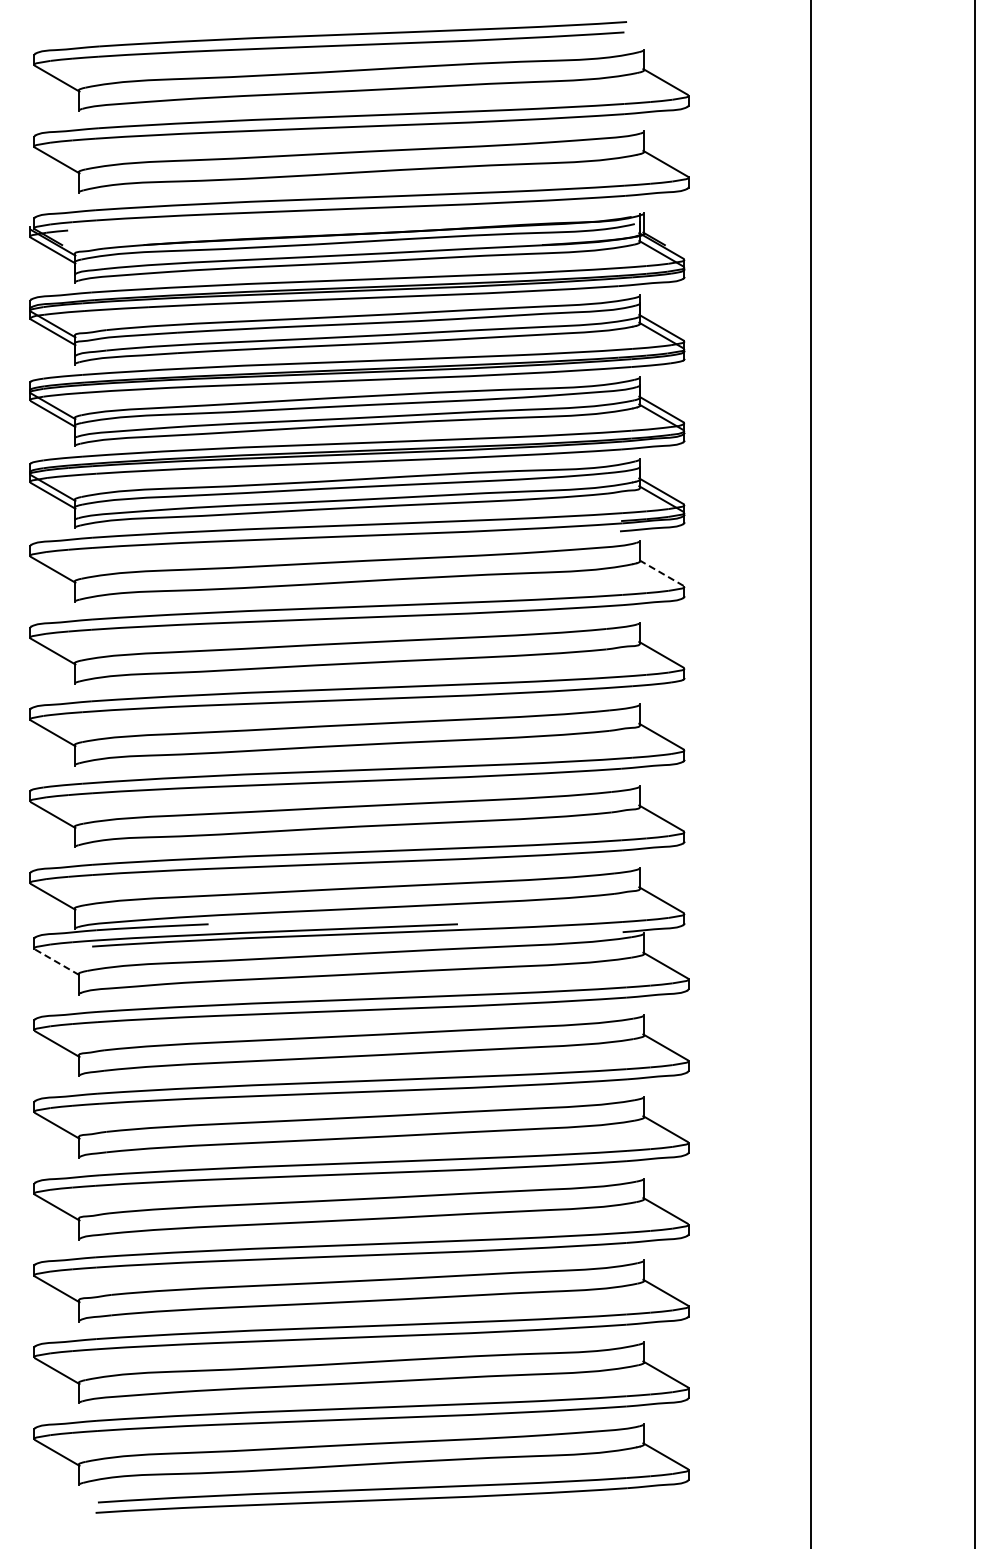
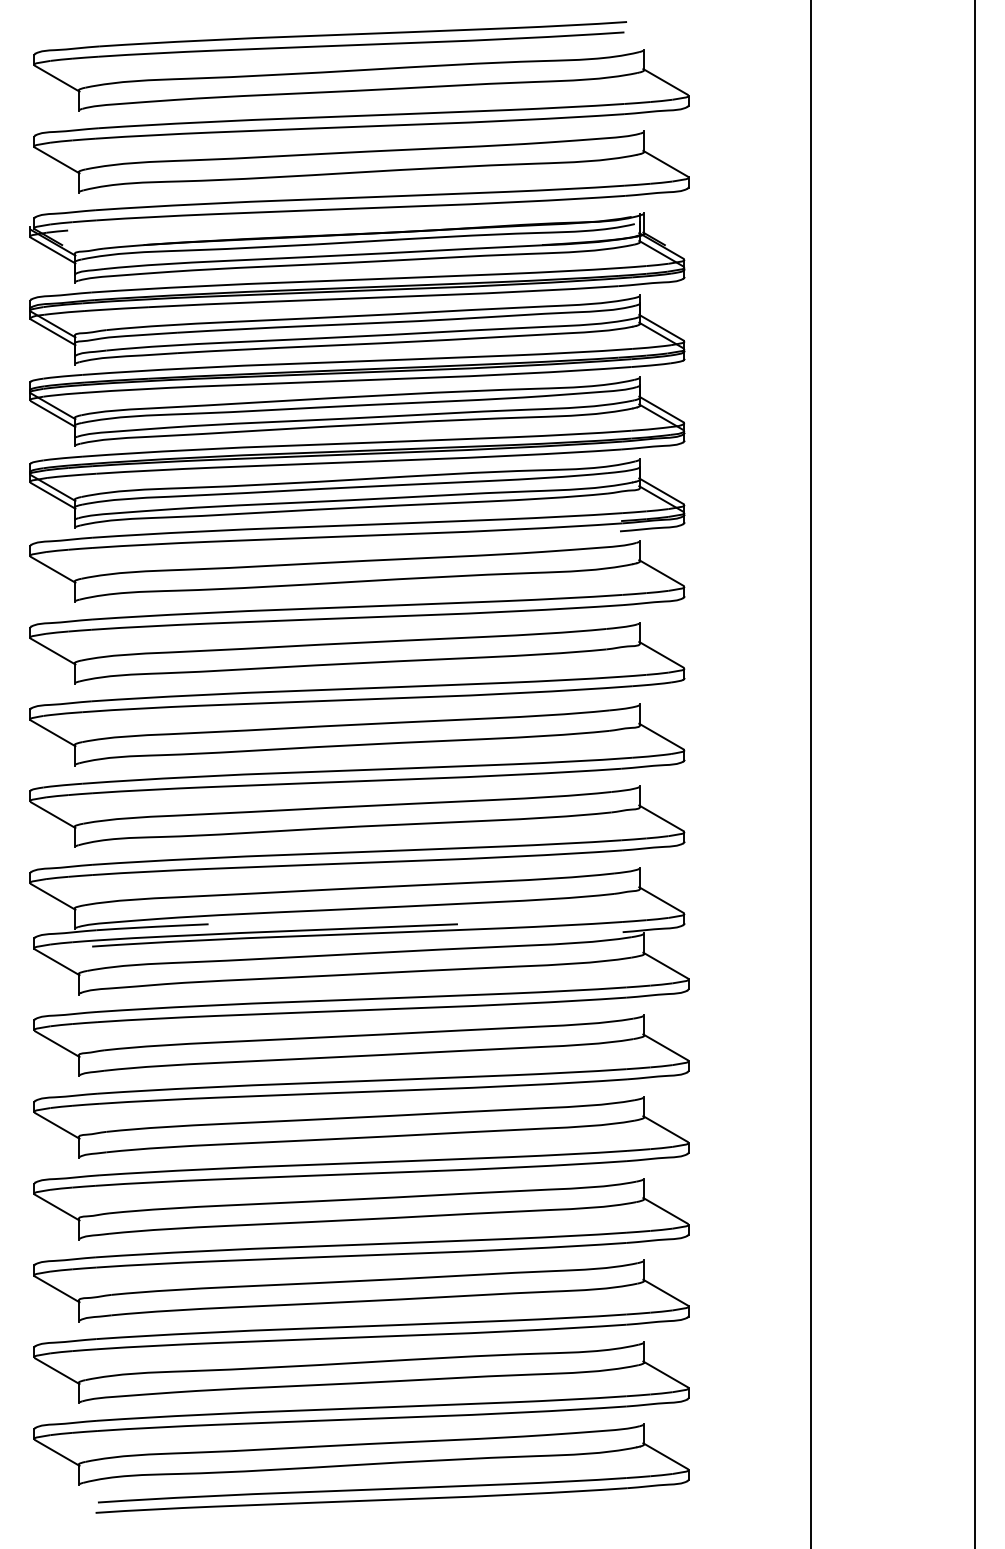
line: dashed -> solid (661, 573)
line: dashed -> solid (57, 962)
